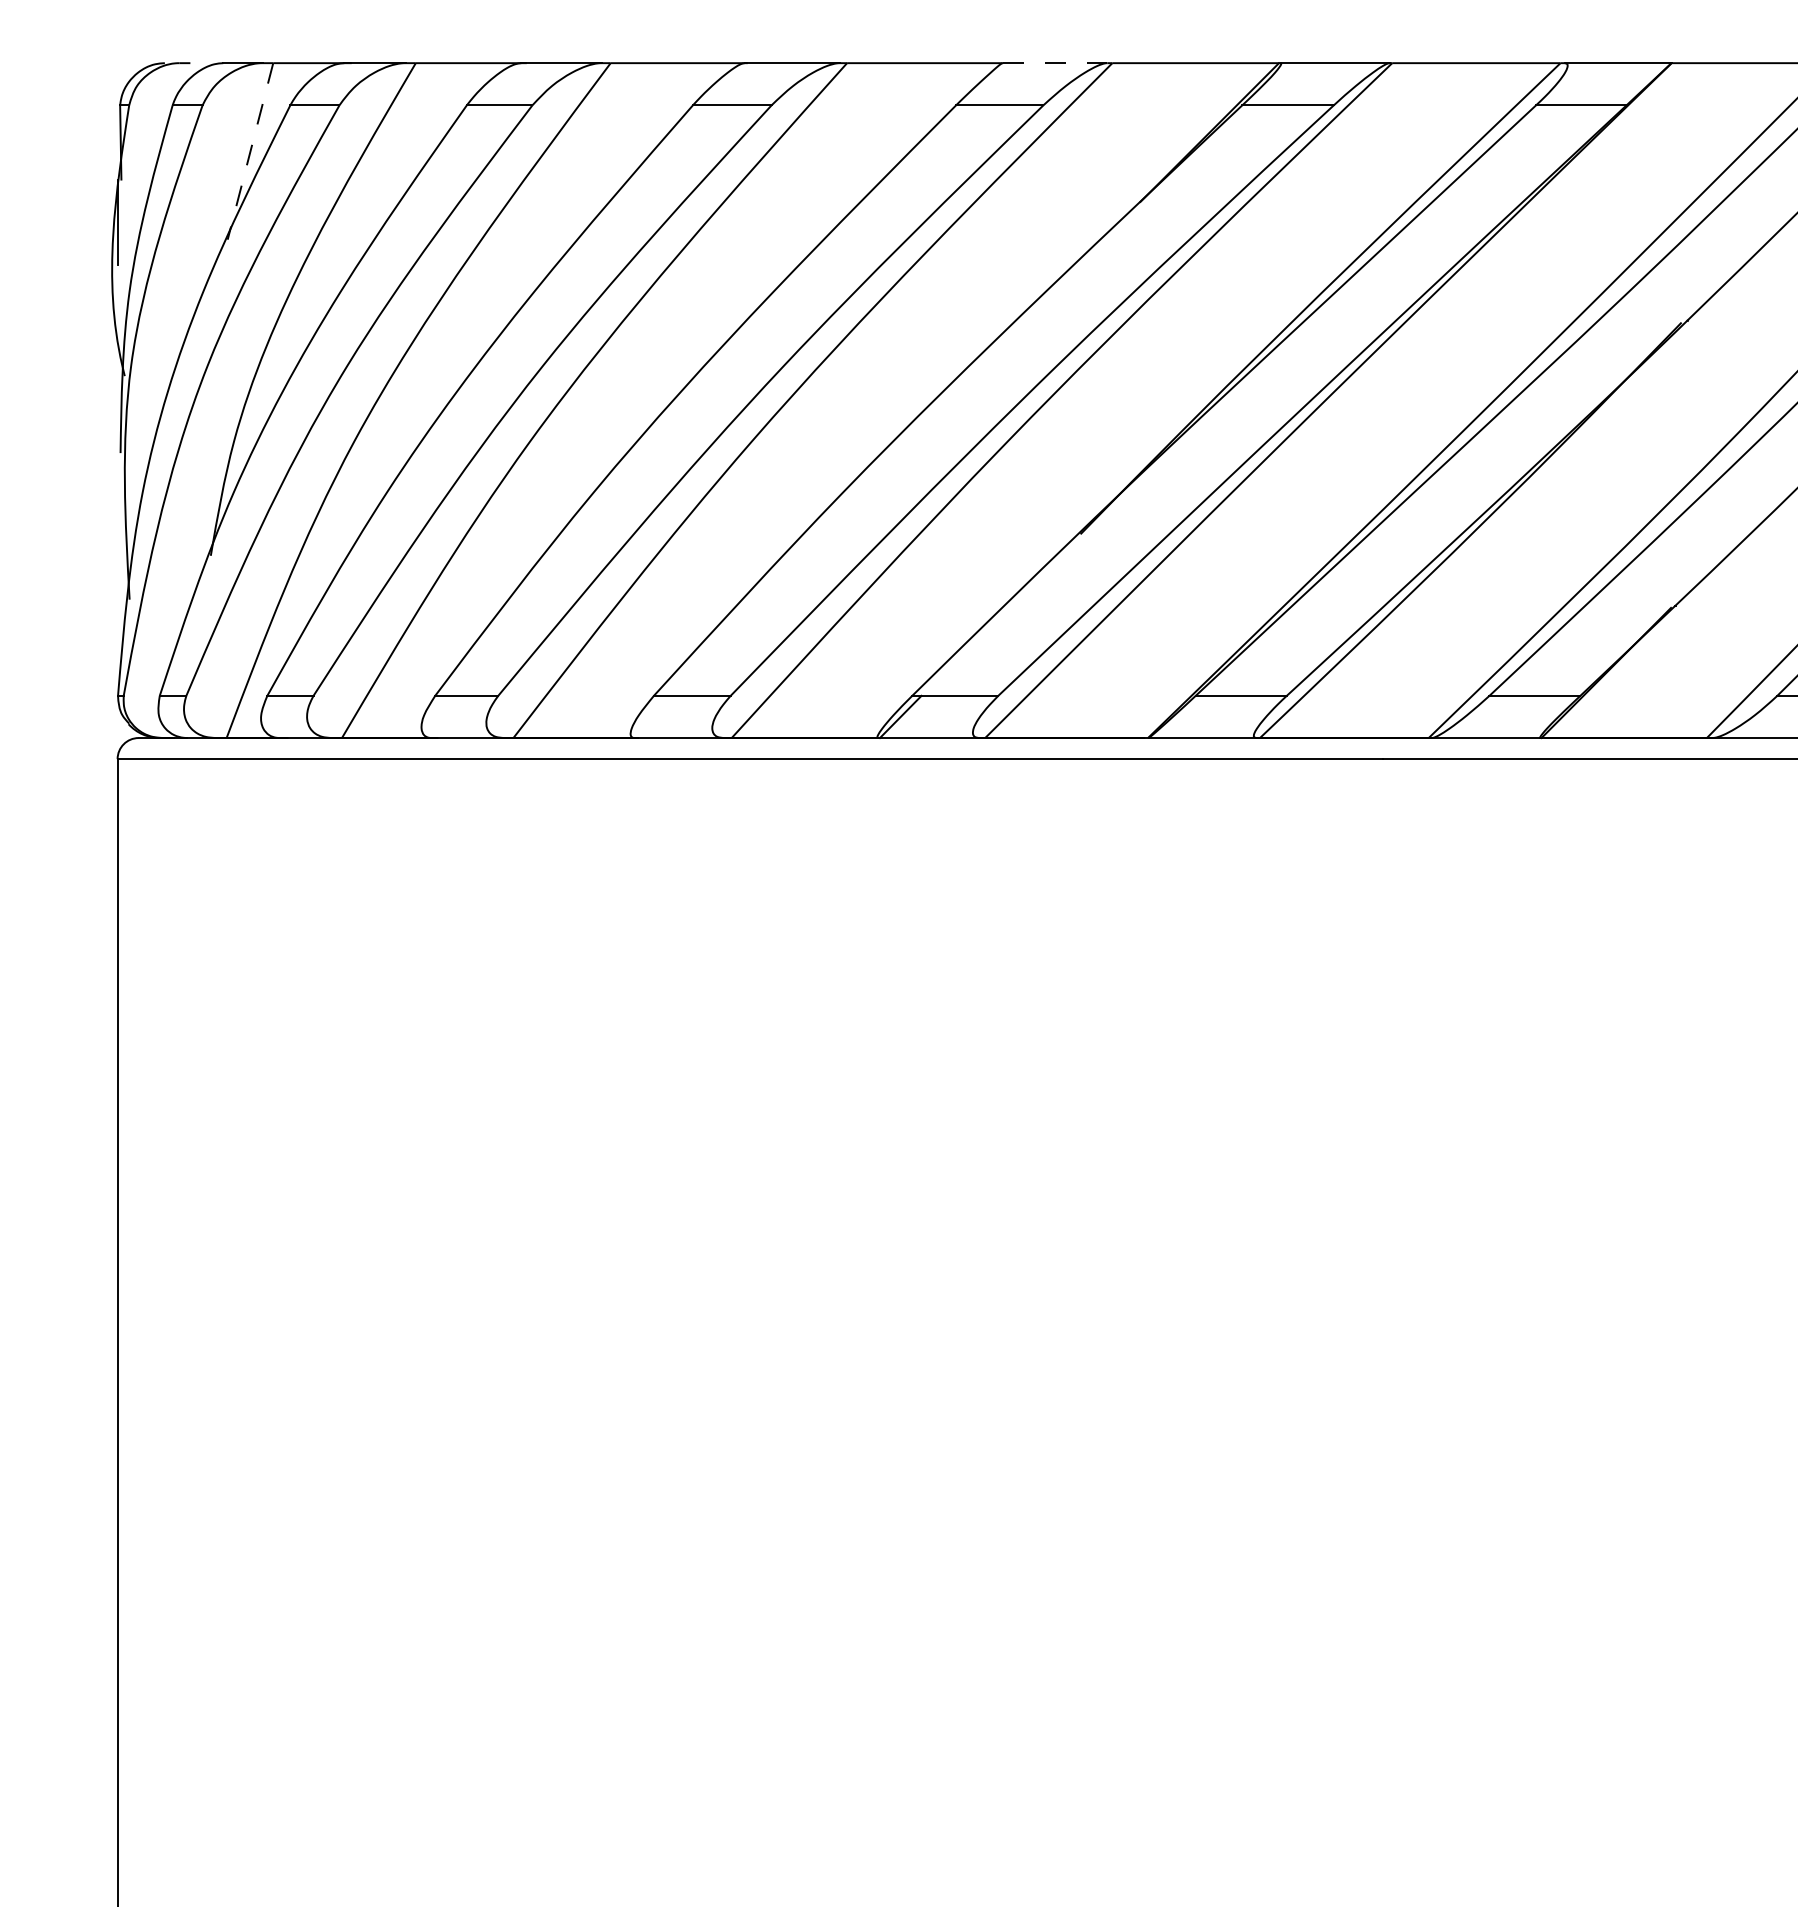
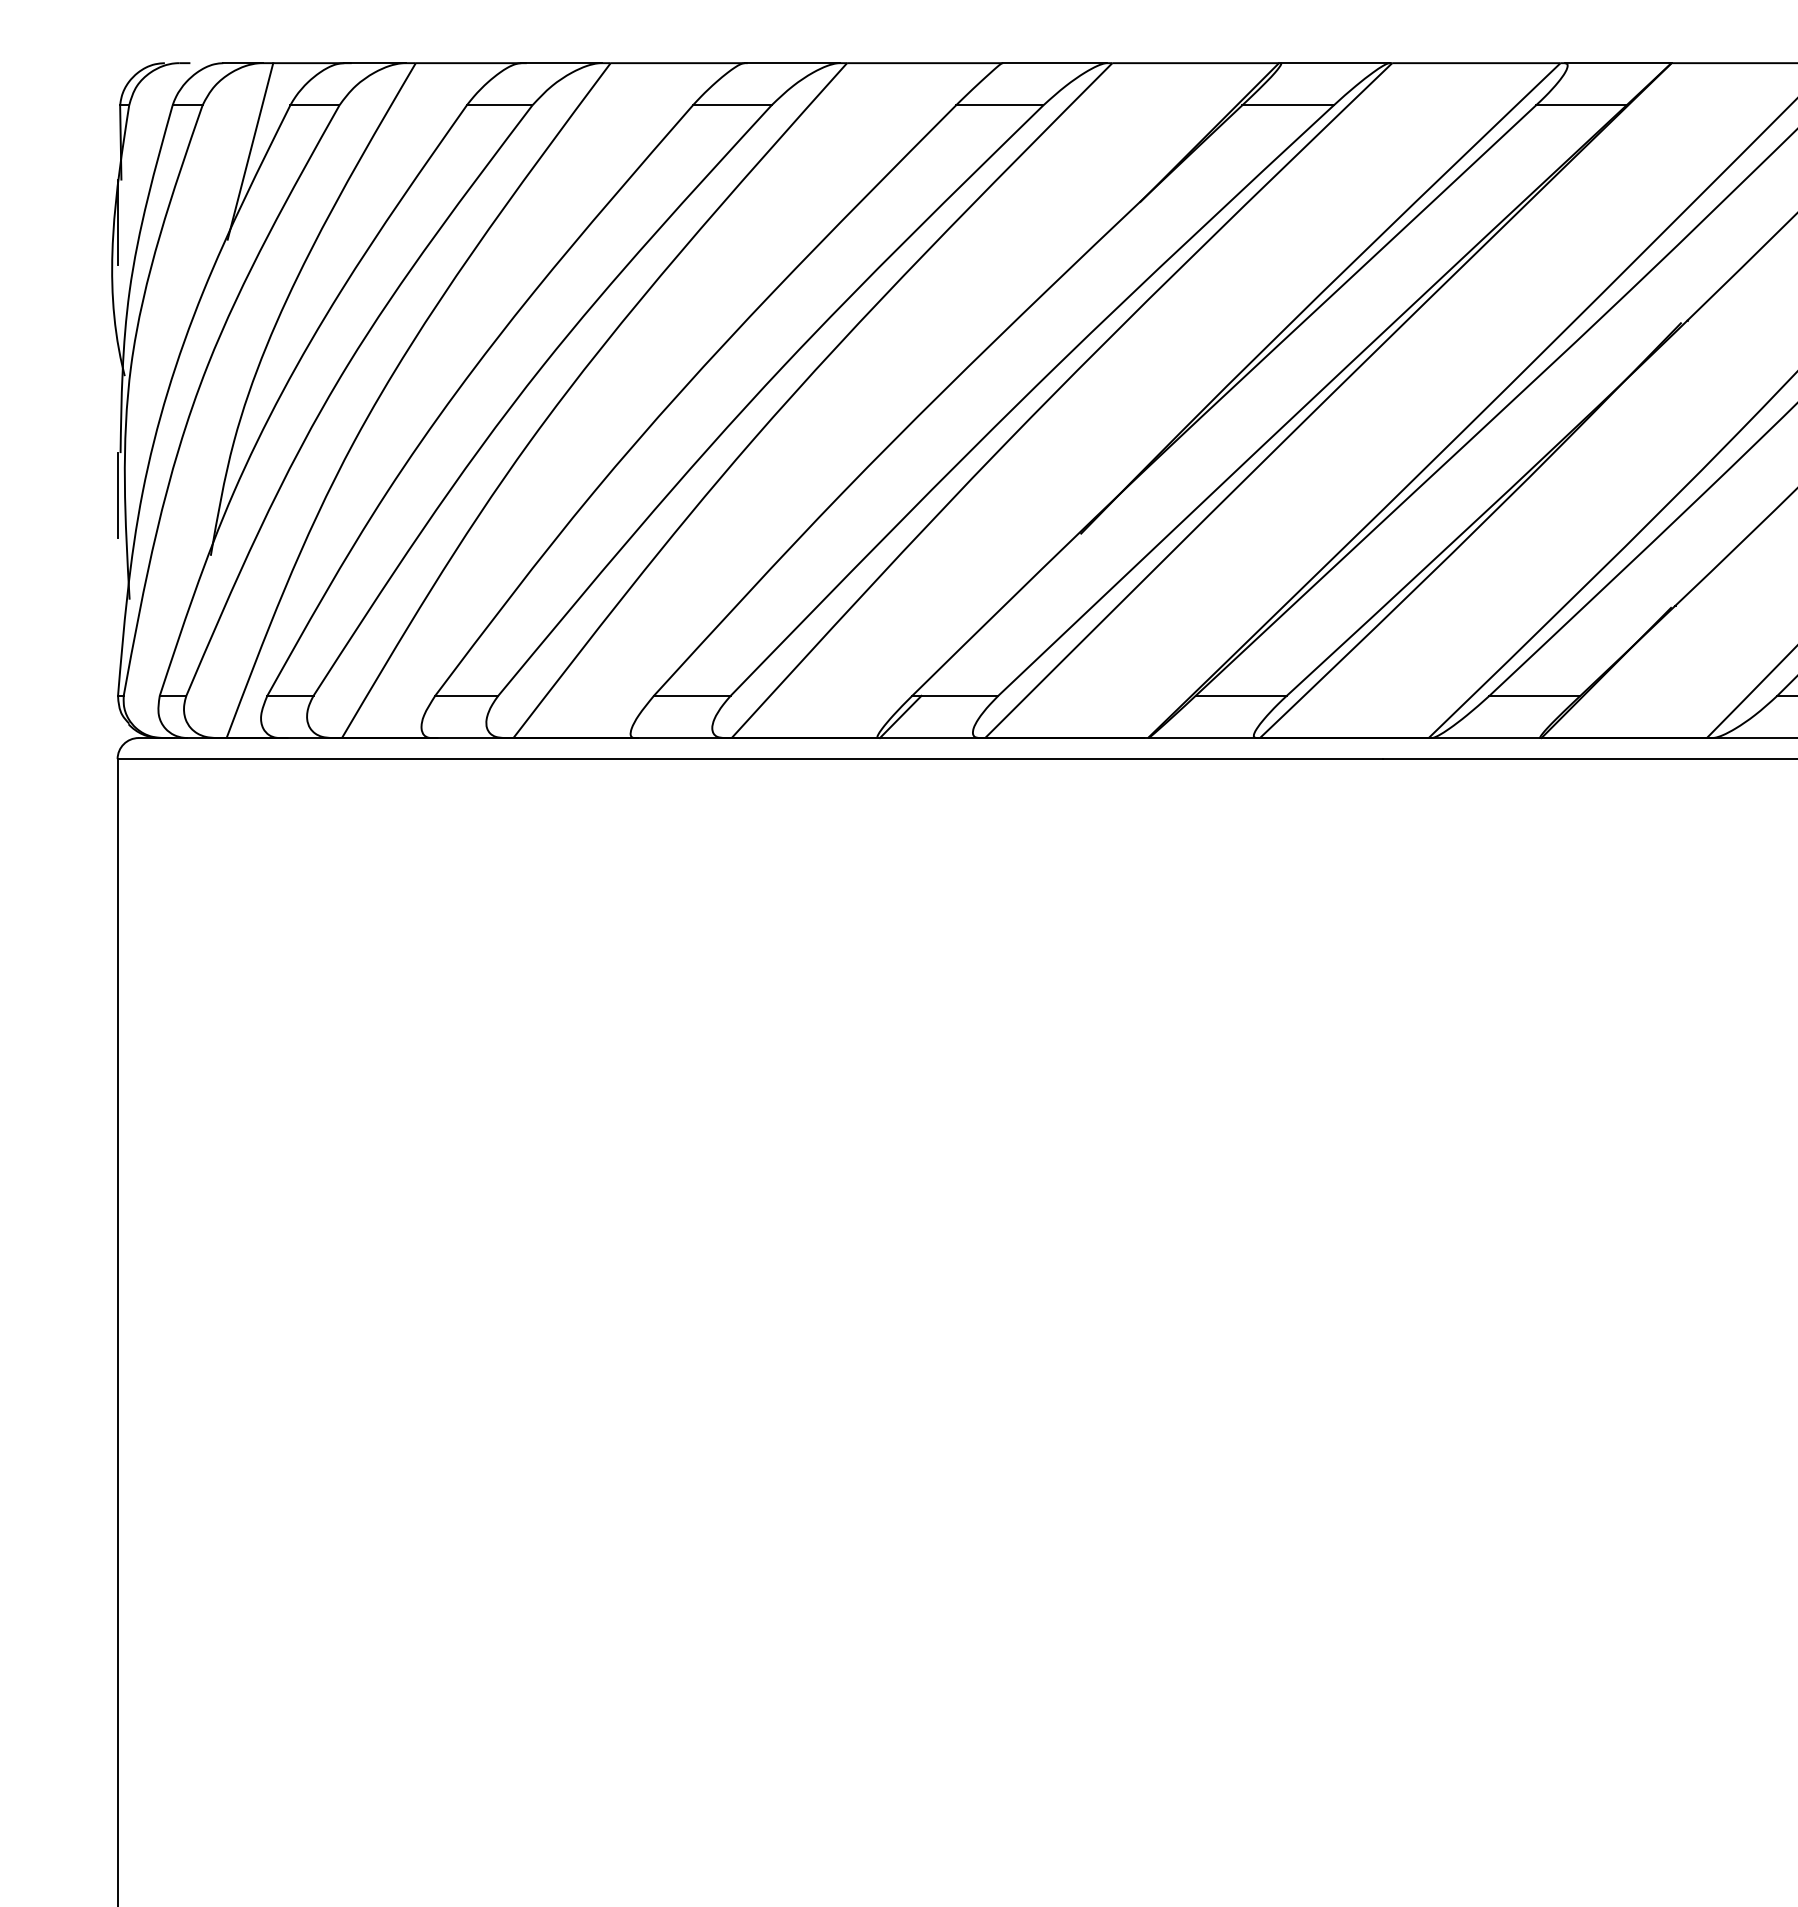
line: dashed -> solid (1055, 63)
line: dashed -> solid (250, 151)
line: none -> present (117, 495)
